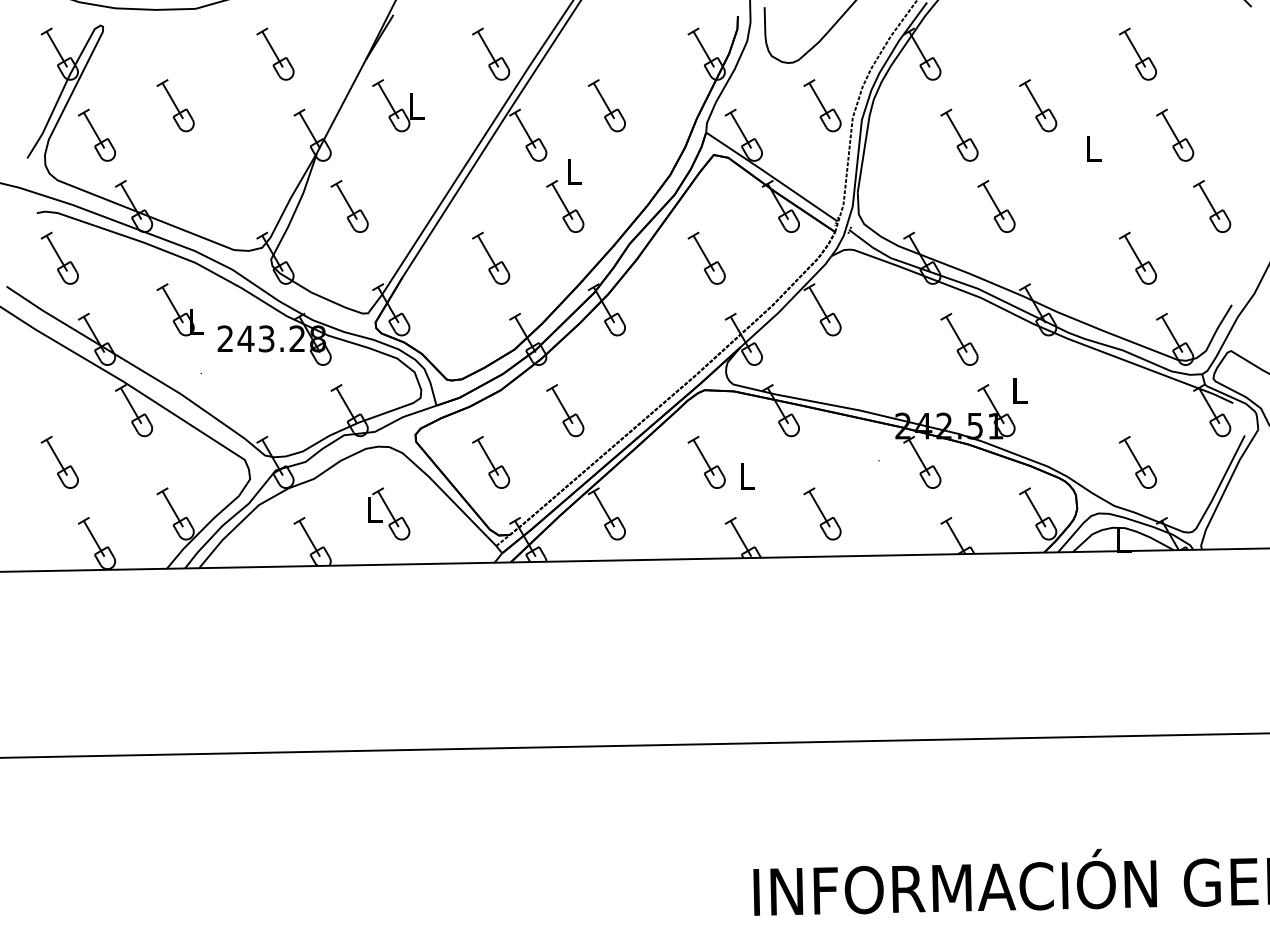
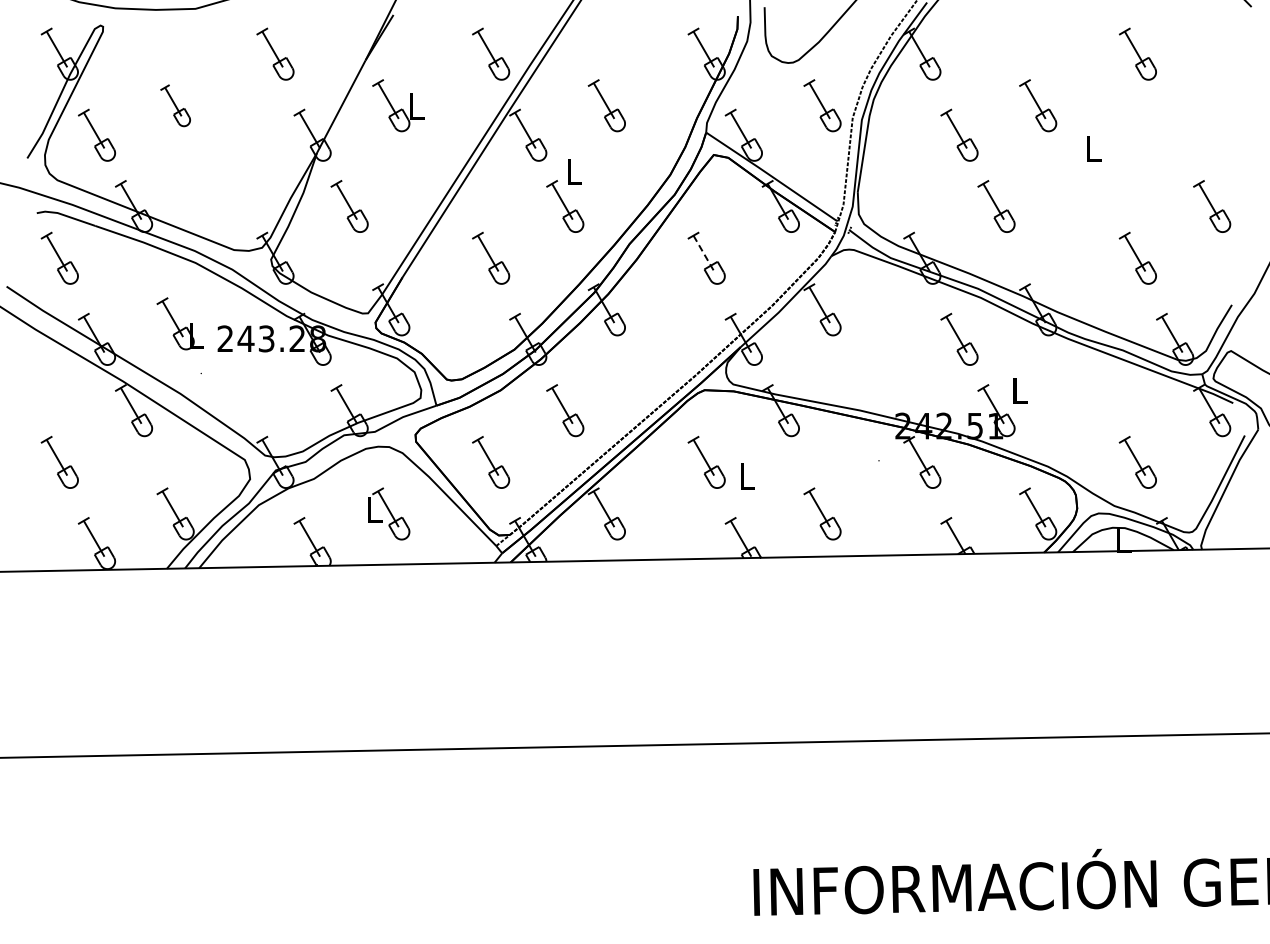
part size: 39x54 px -> 31x44 px (175, 105)
part: present -> none (1175, 134)
line: solid -> dashed (703, 253)
part position: (179, 309) -> (179, 323) (179, 323)
